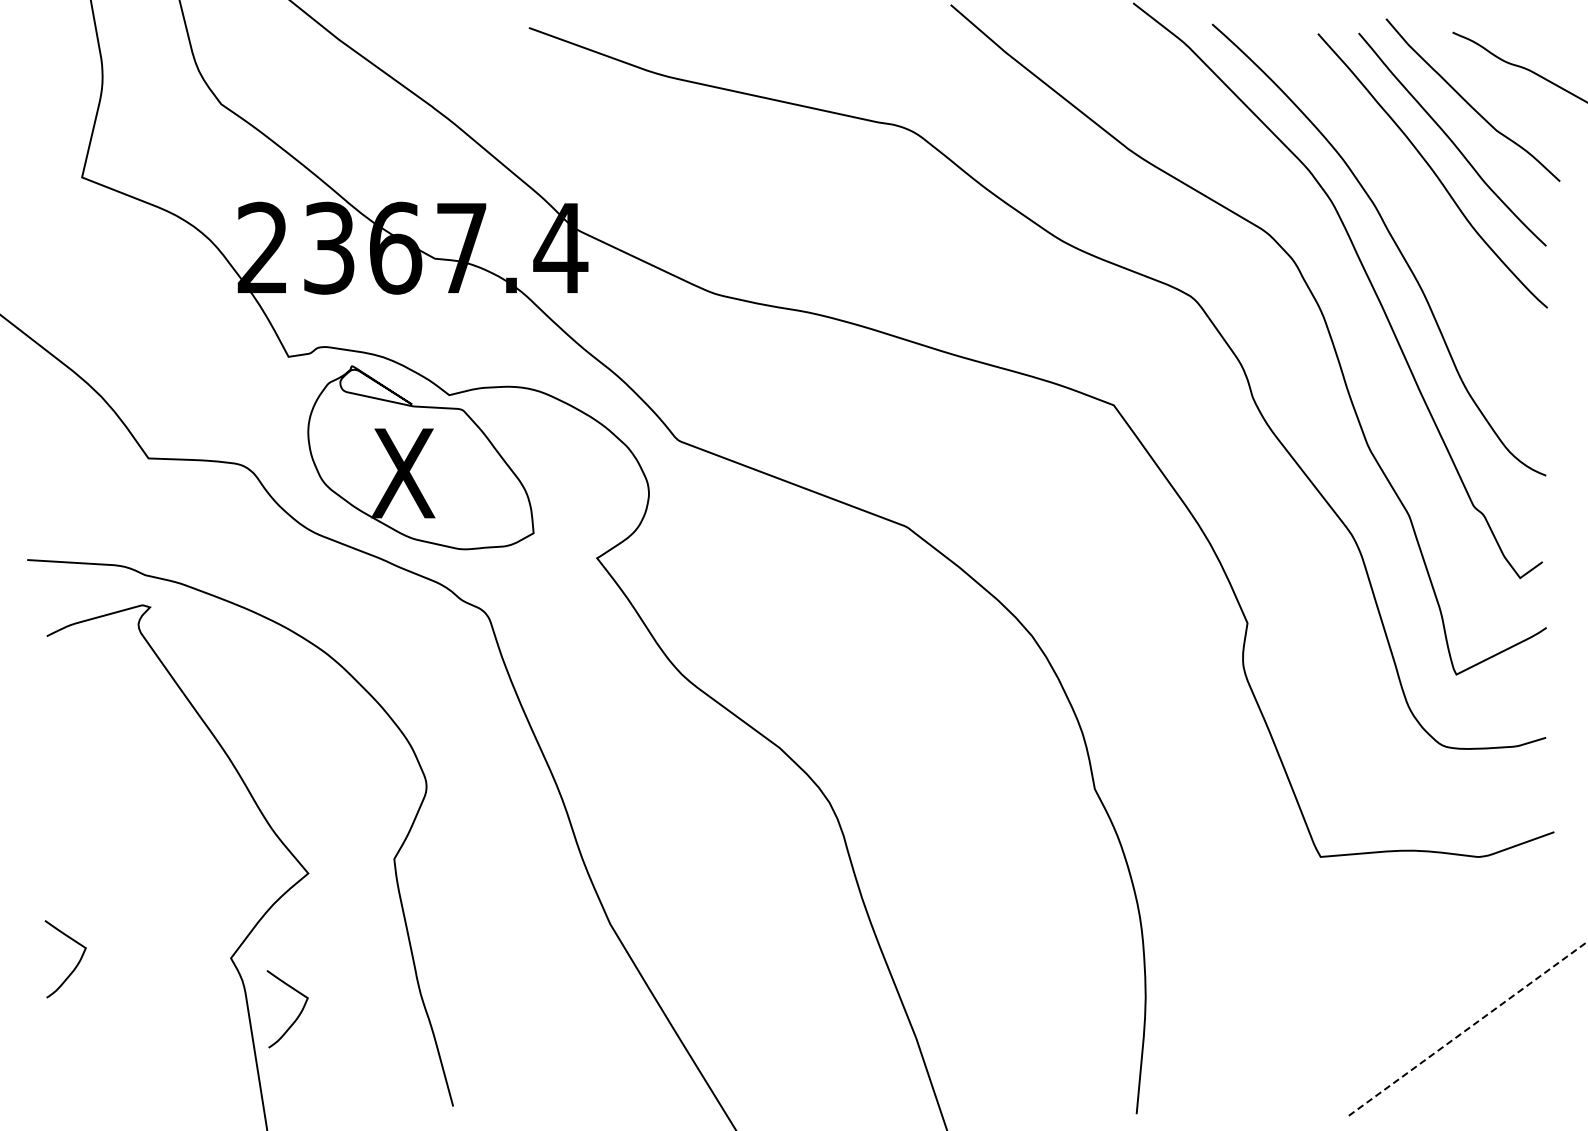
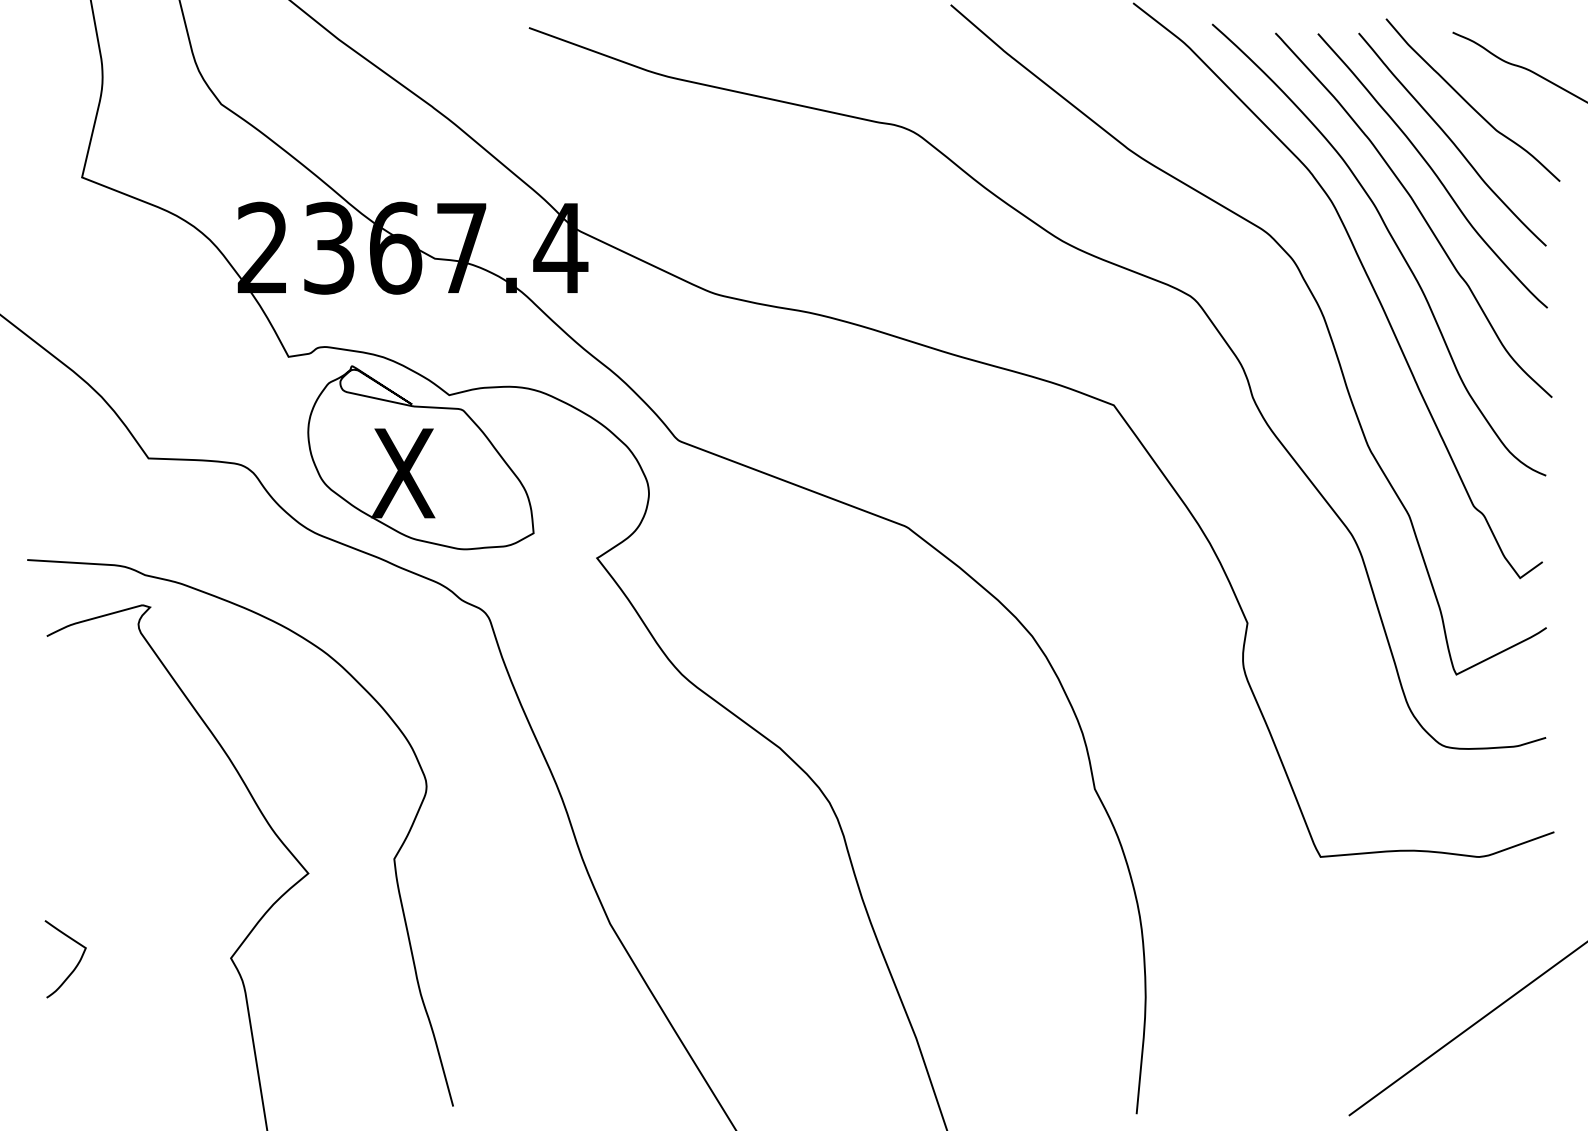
curve: none -> present (1418, 211)
curve: present -> none (296, 1017)
line: dashed -> solid (1468, 1028)
